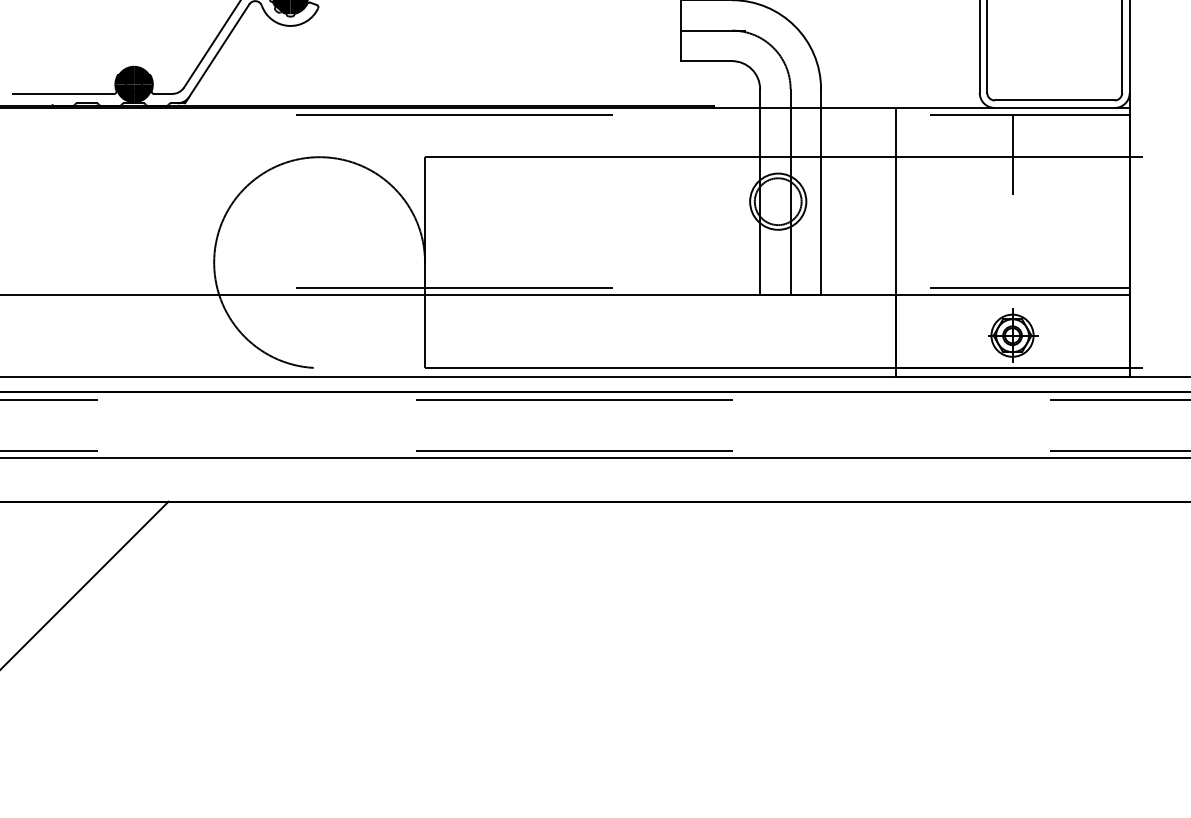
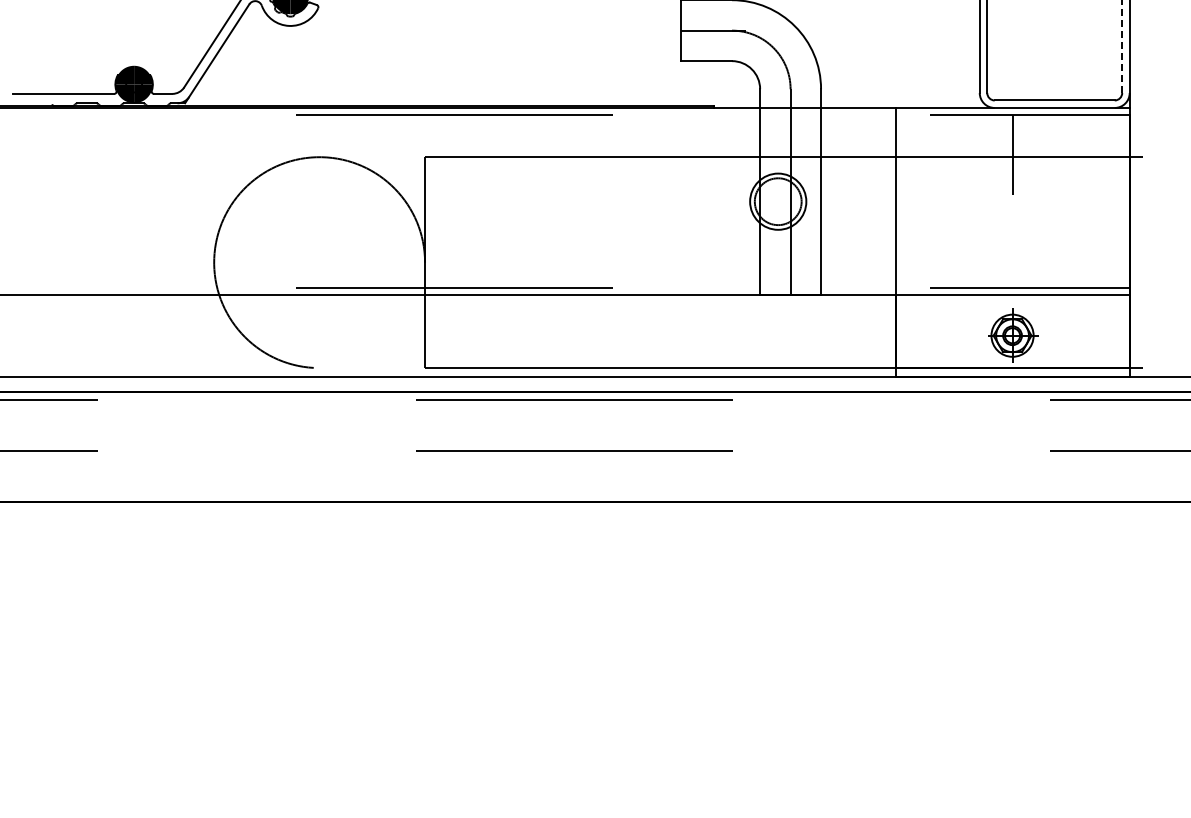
line: solid -> dashed (1122, 46)
line: present -> none (594, 458)
line: present -> none (85, 584)
